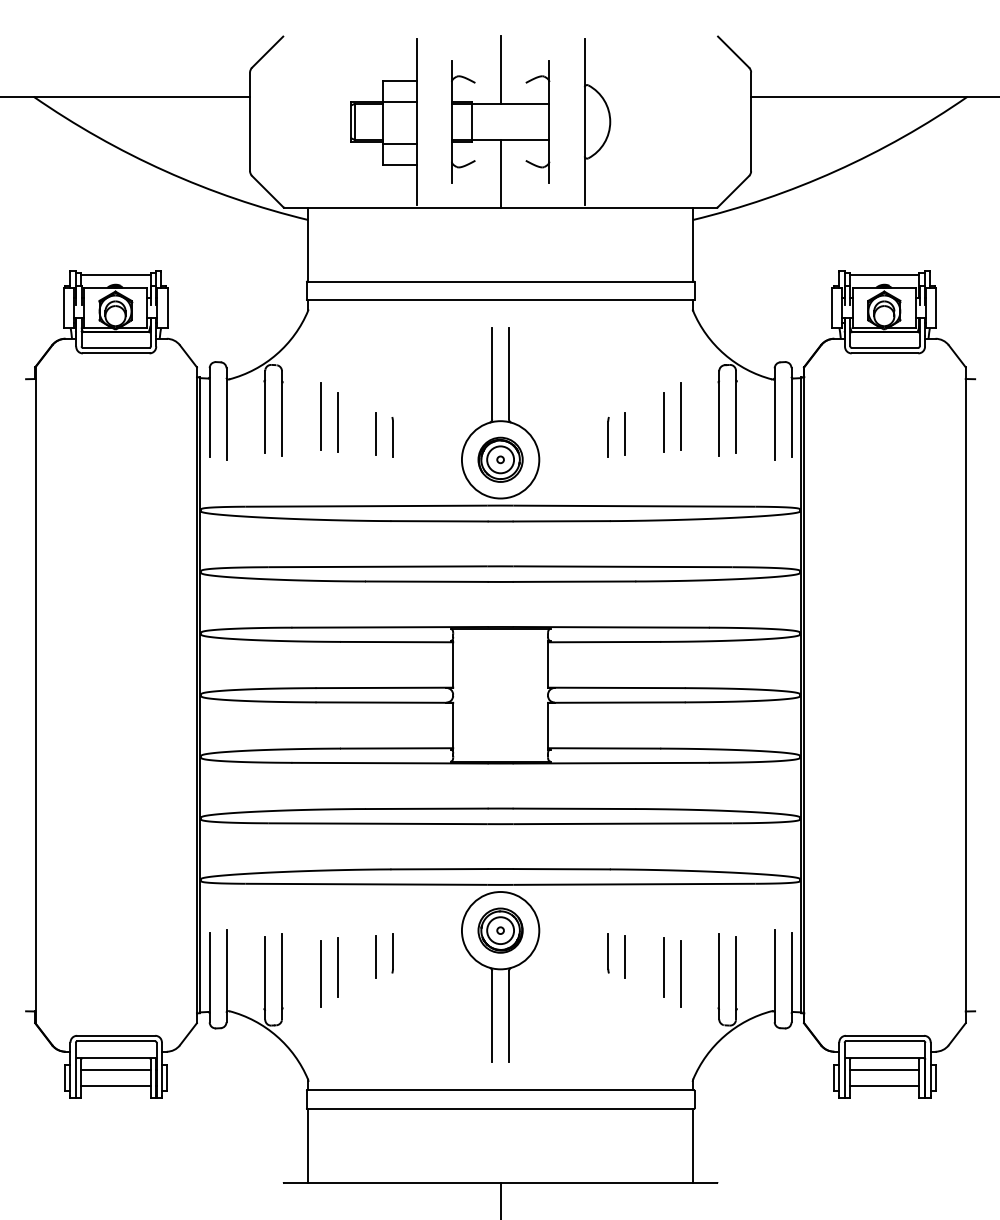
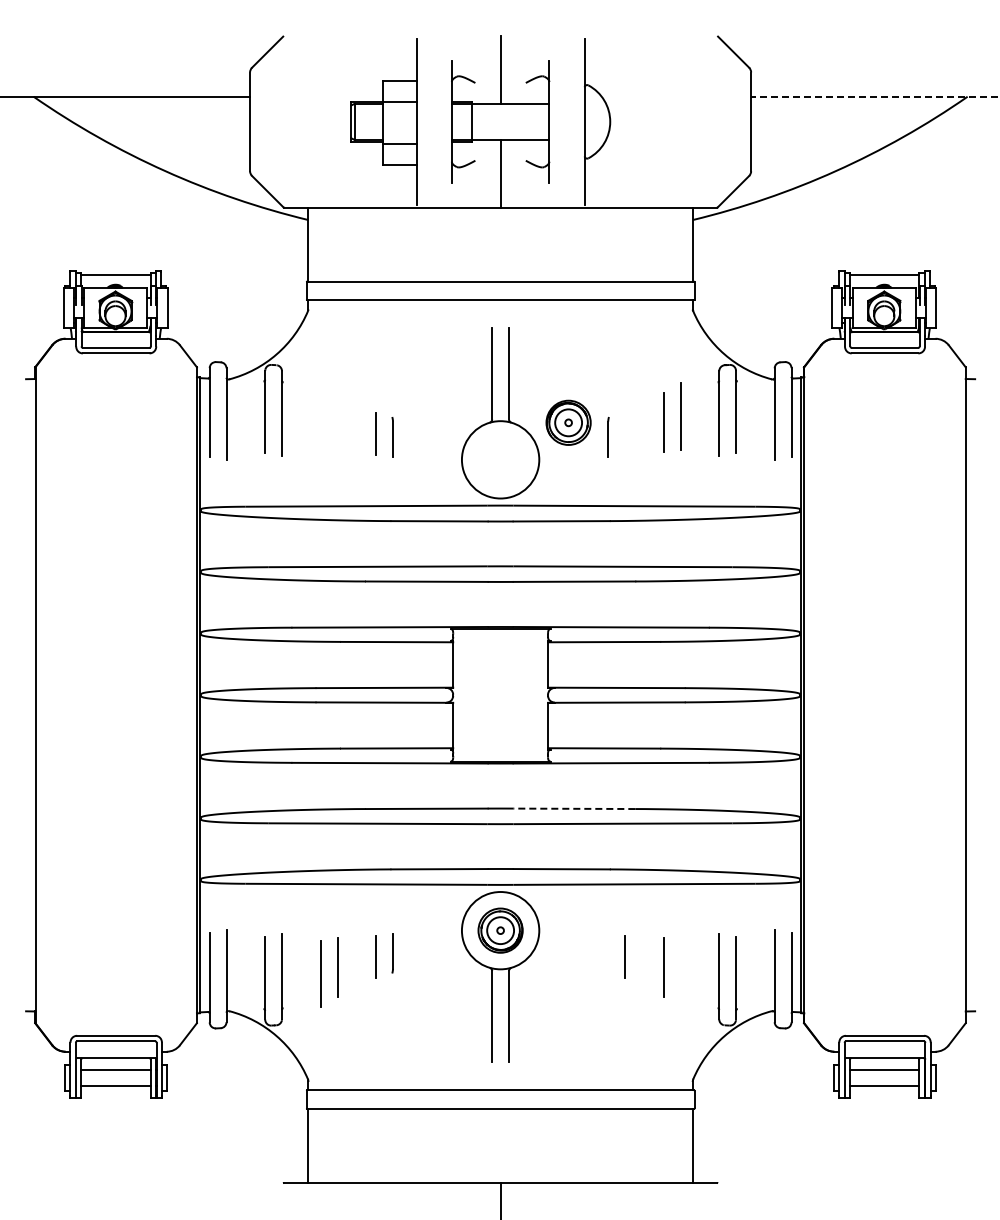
line: solid -> dashed (875, 96)
line: present -> none (320, 416)
line: present -> none (337, 422)
line: present -> none (624, 433)
part position: (500, 459) -> (568, 422) (568, 422)
line: solid -> dashed (574, 808)
line: present -> none (608, 953)
line: present -> none (680, 973)
